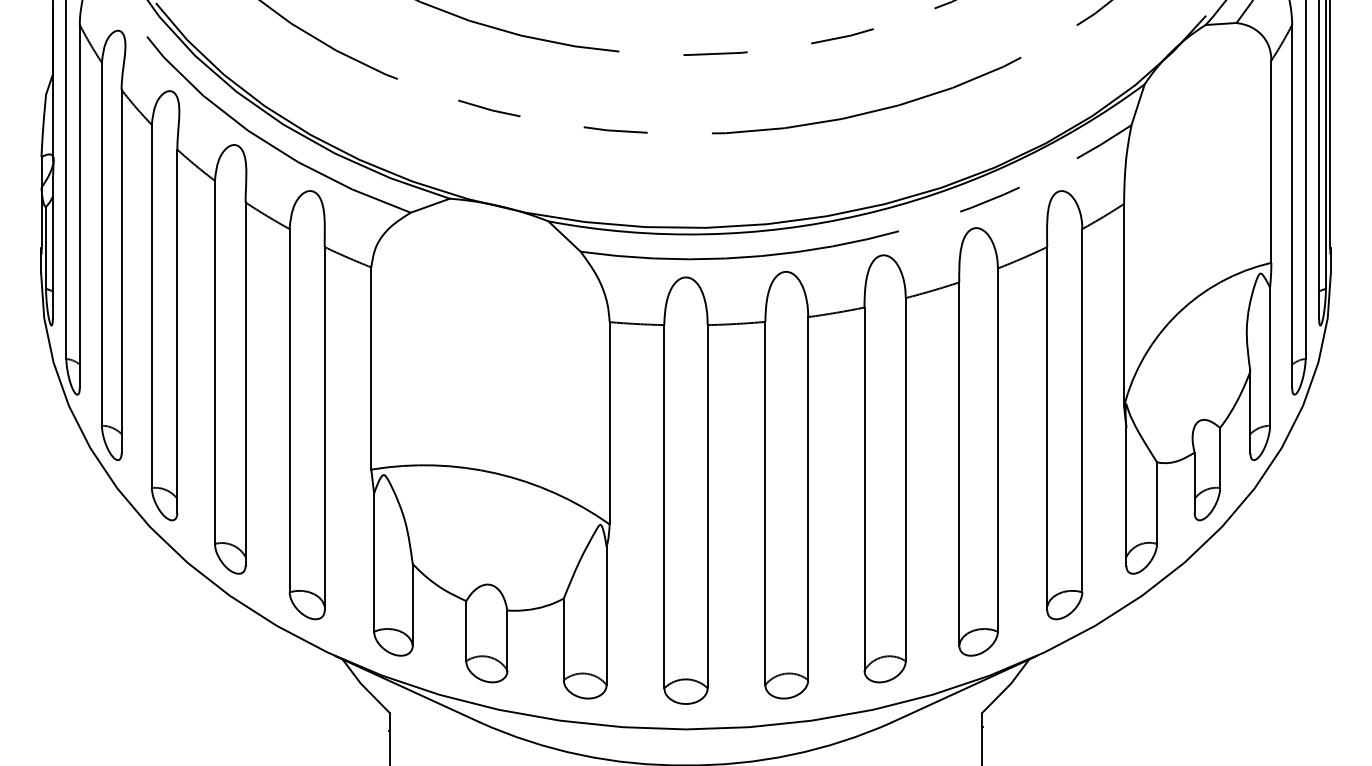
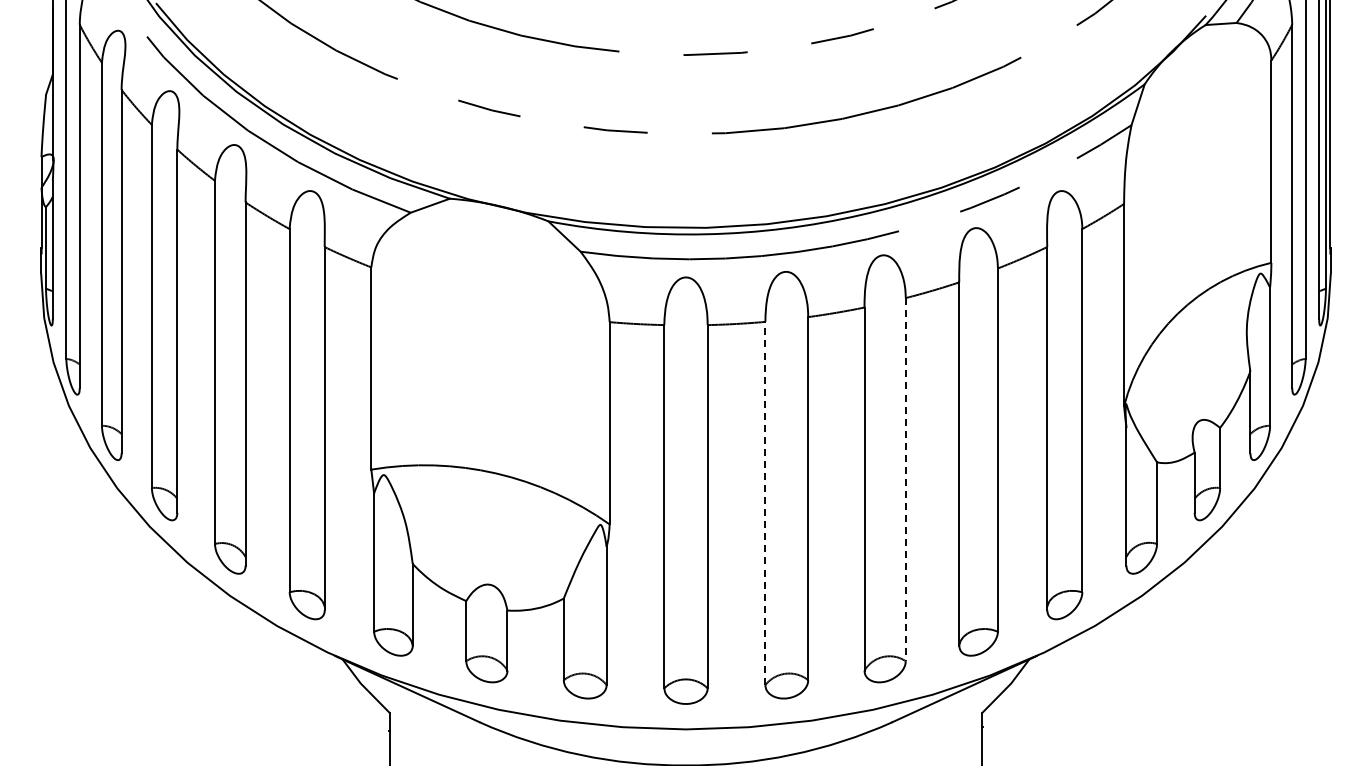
line: solid -> dashed (905, 479)
line: solid -> dashed (765, 503)
